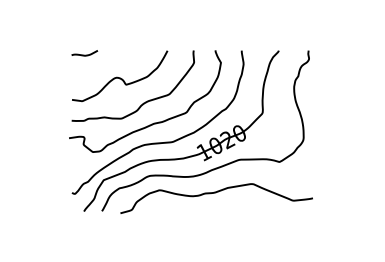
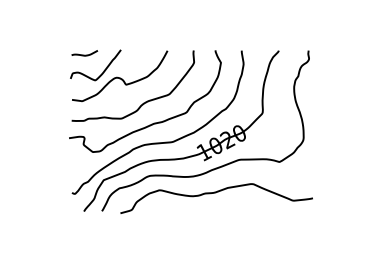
curve: none -> present (103, 70)
